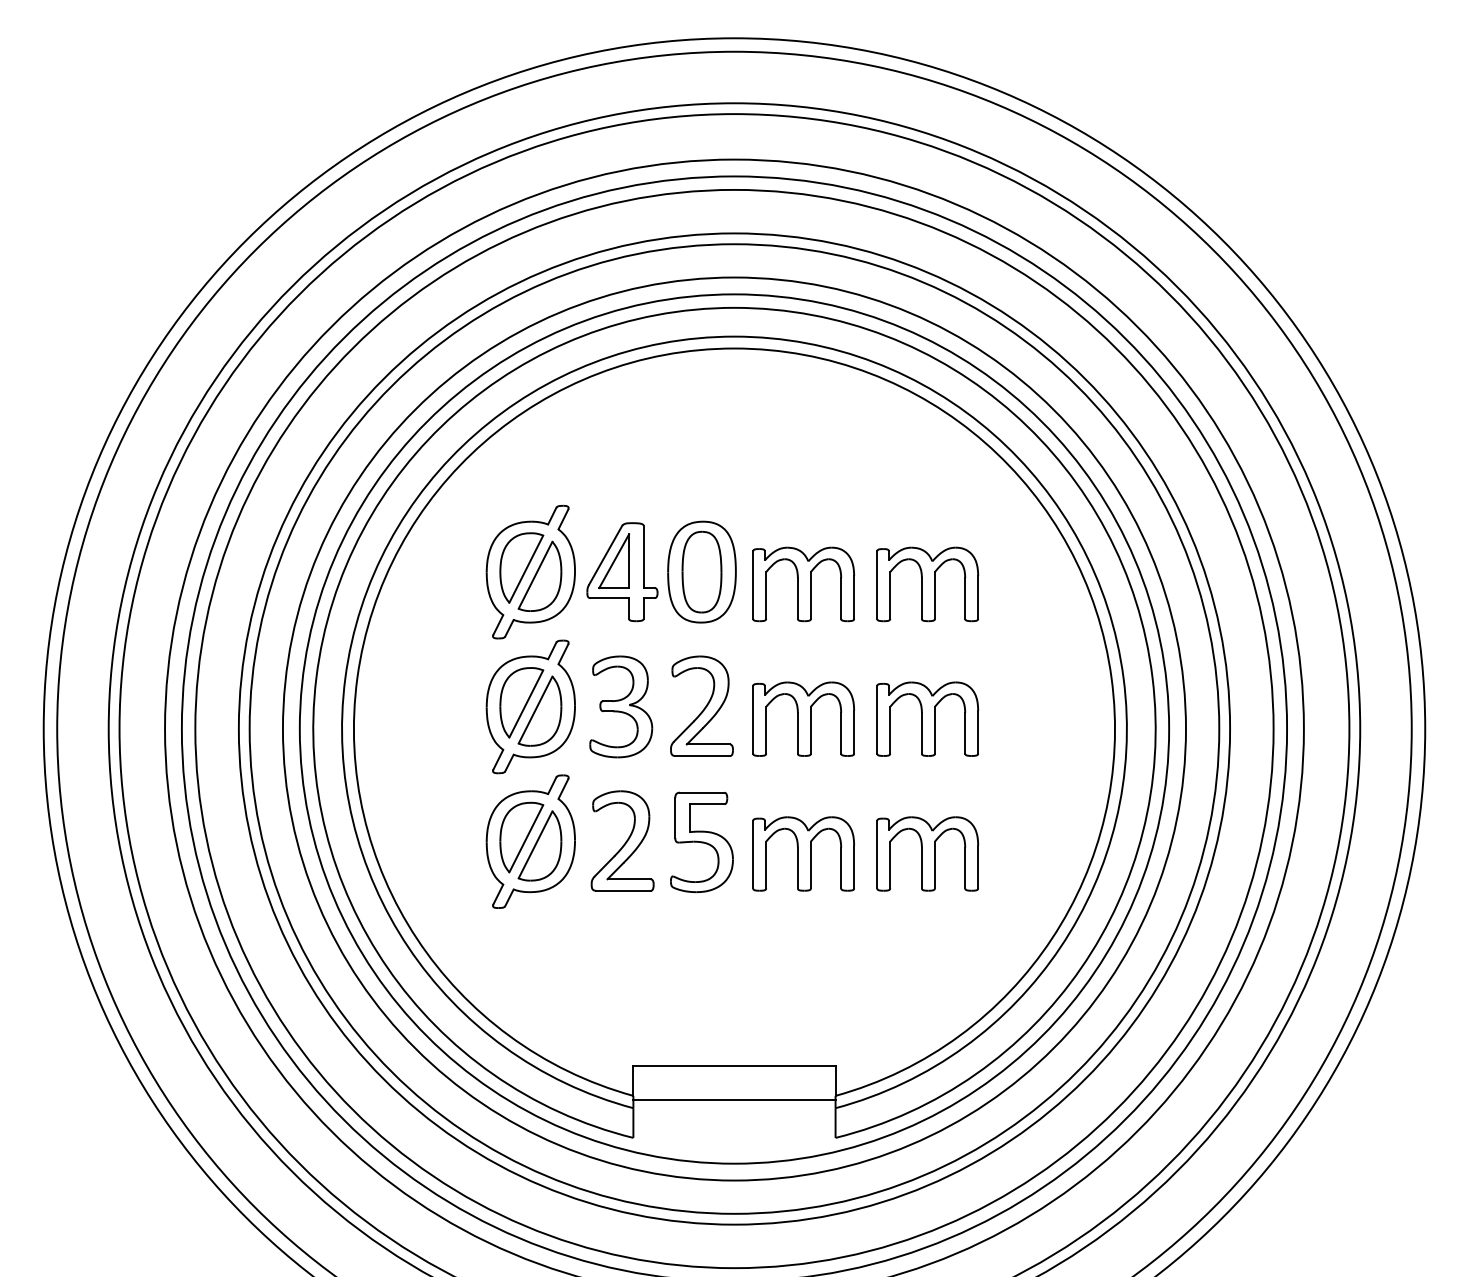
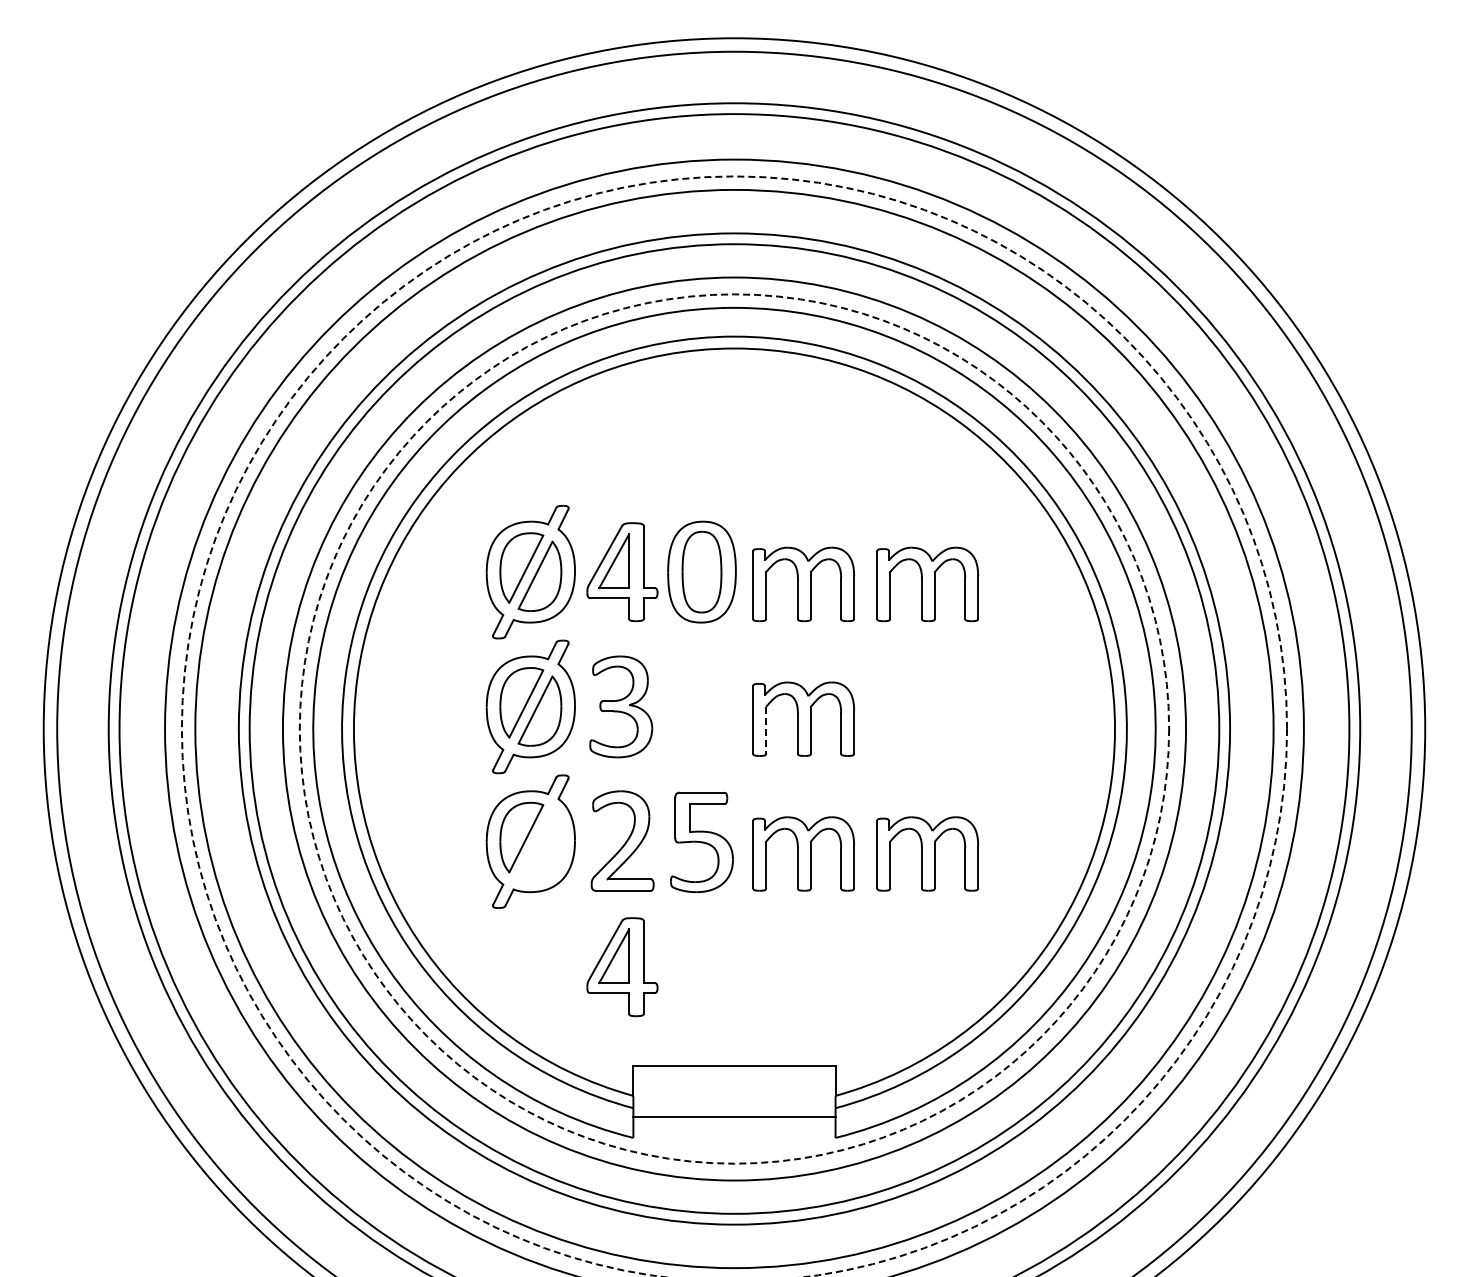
part: present -> none (701, 705)
part: present -> none (927, 718)
circle: solid -> dashed (734, 726)
circle: solid -> dashed (734, 728)
line: solid -> dashed (766, 730)
part: present -> none (539, 845)
part: none -> present (622, 967)
line position: (734, 1099) -> (734, 1116) (734, 1116)
